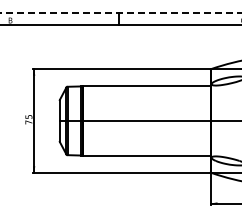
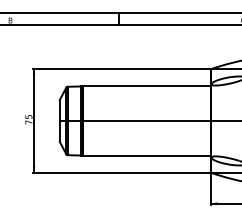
line: dashed -> solid (120, 12)
